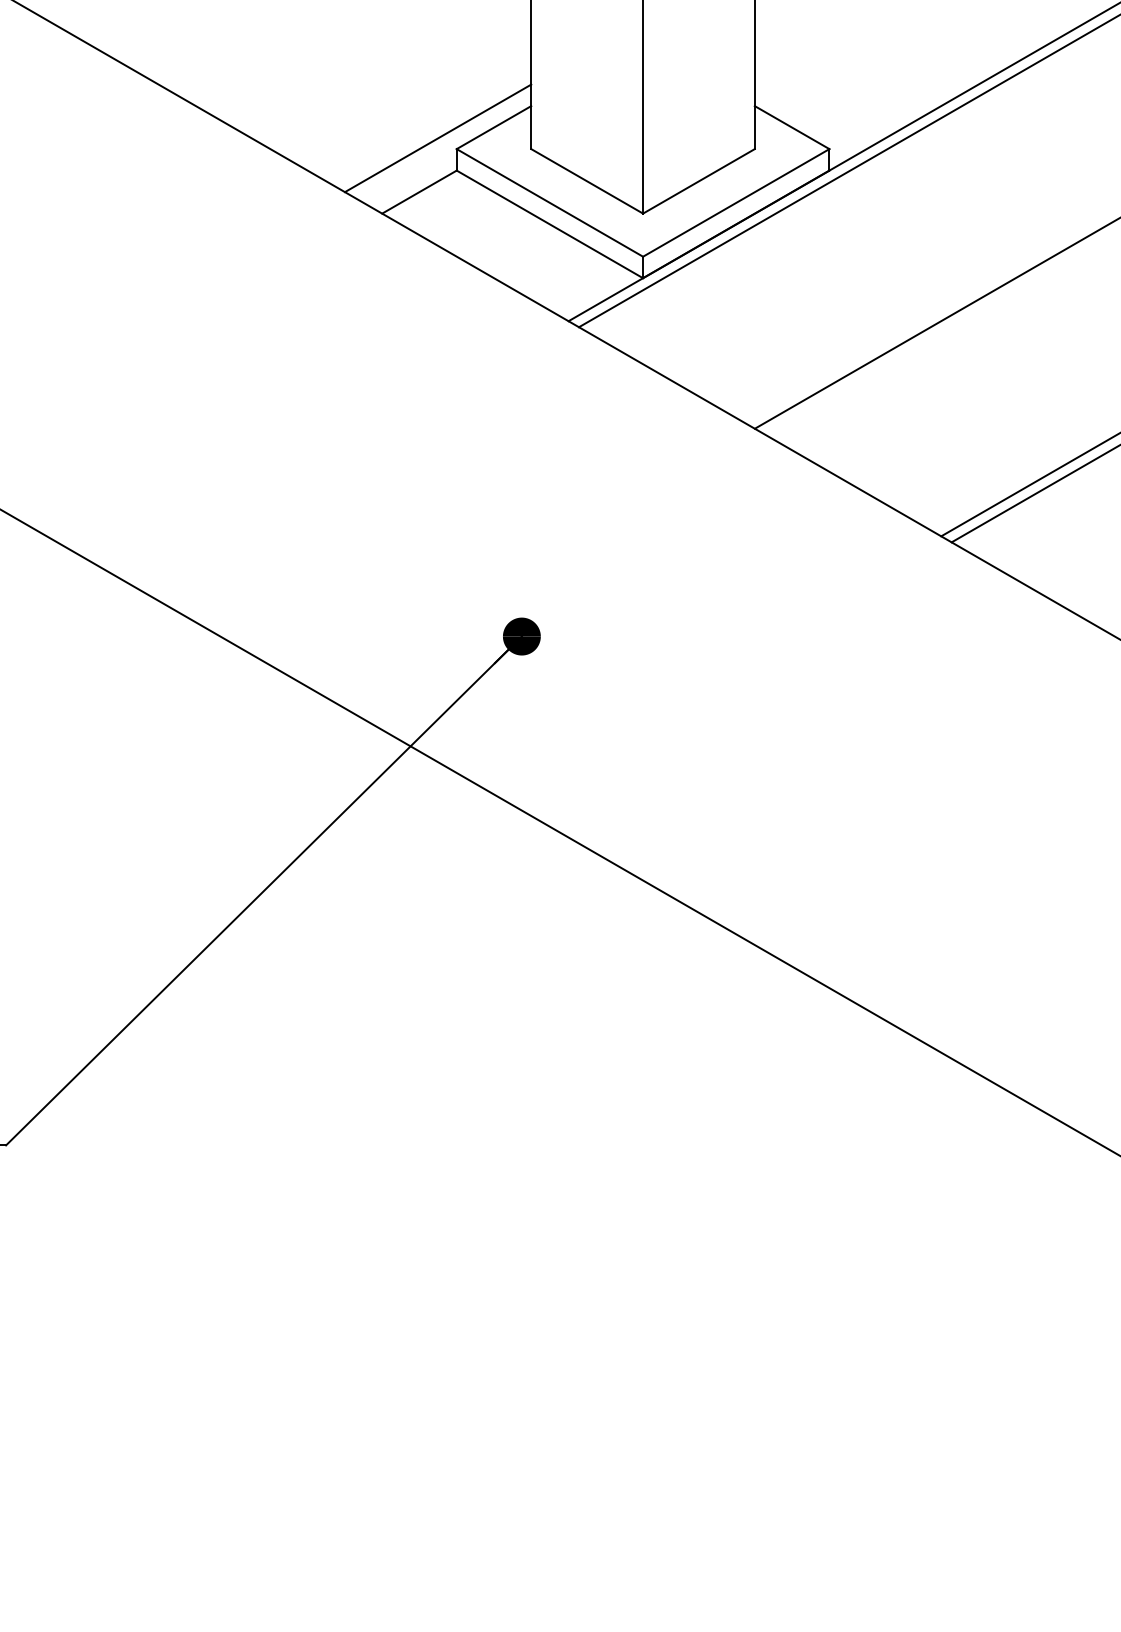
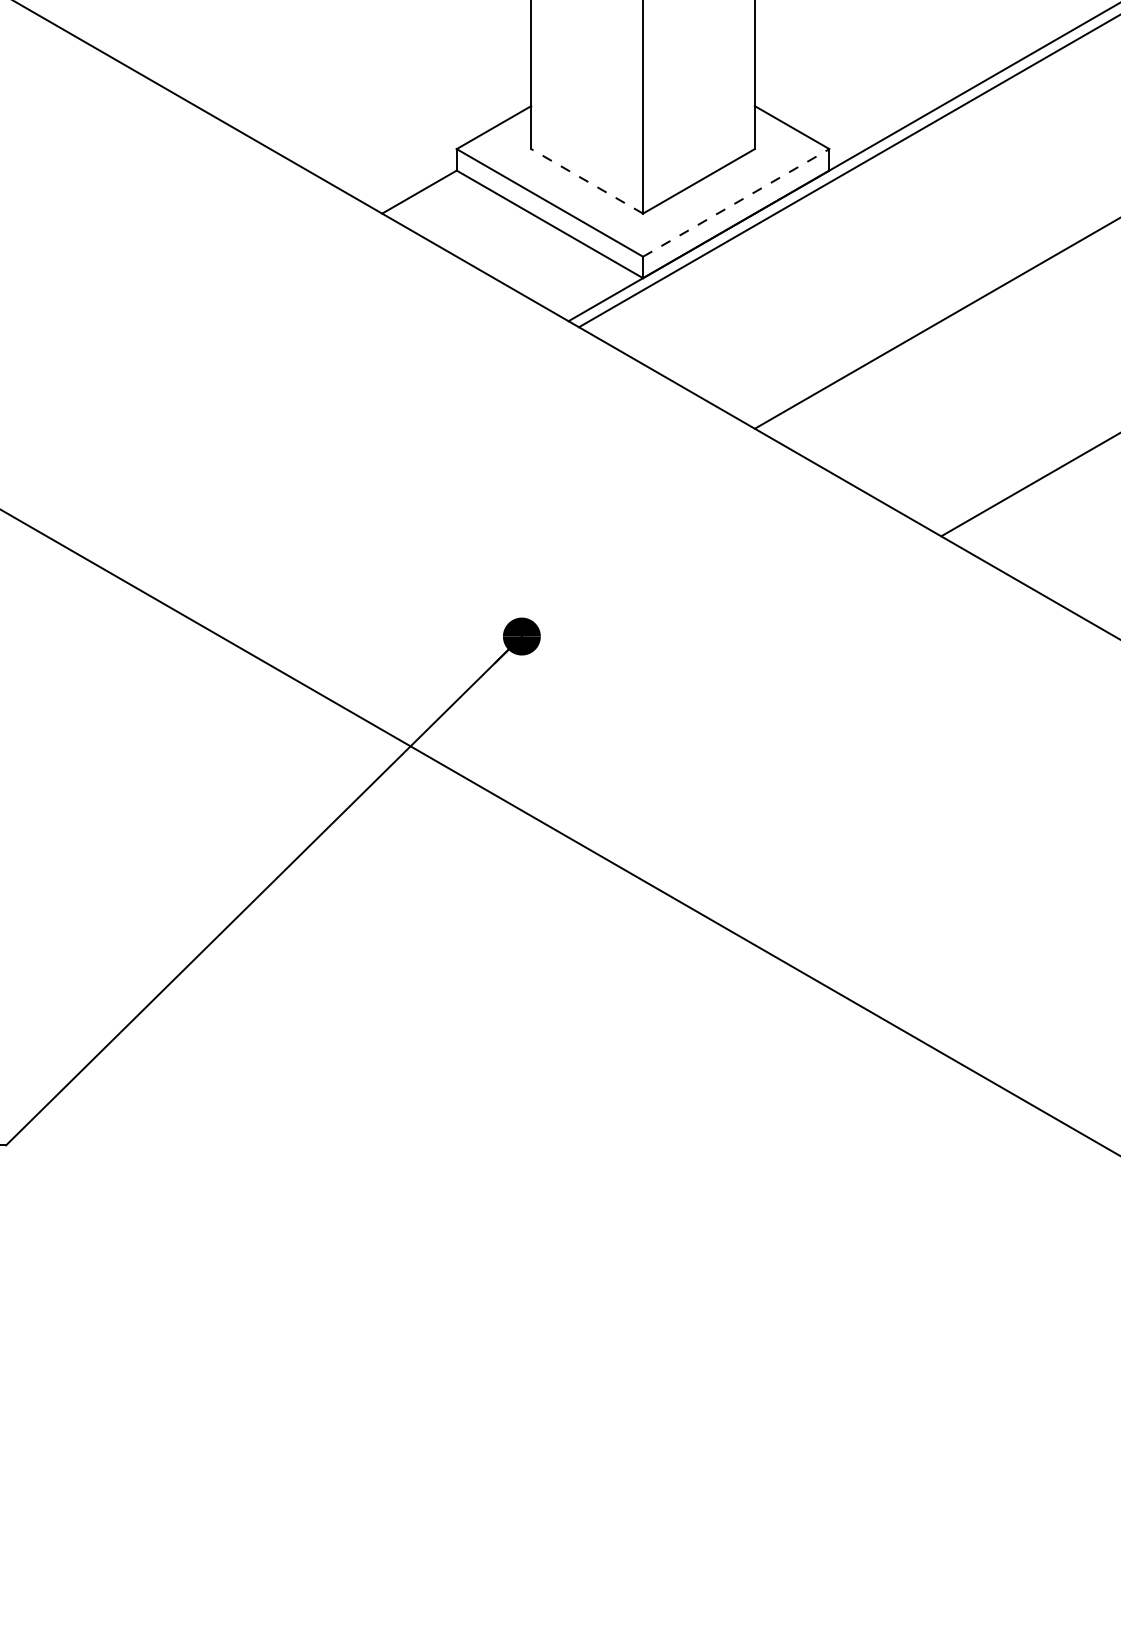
line: present -> none (438, 138)
line: solid -> dashed (587, 181)
line: solid -> dashed (736, 202)
line: present -> none (1034, 494)
